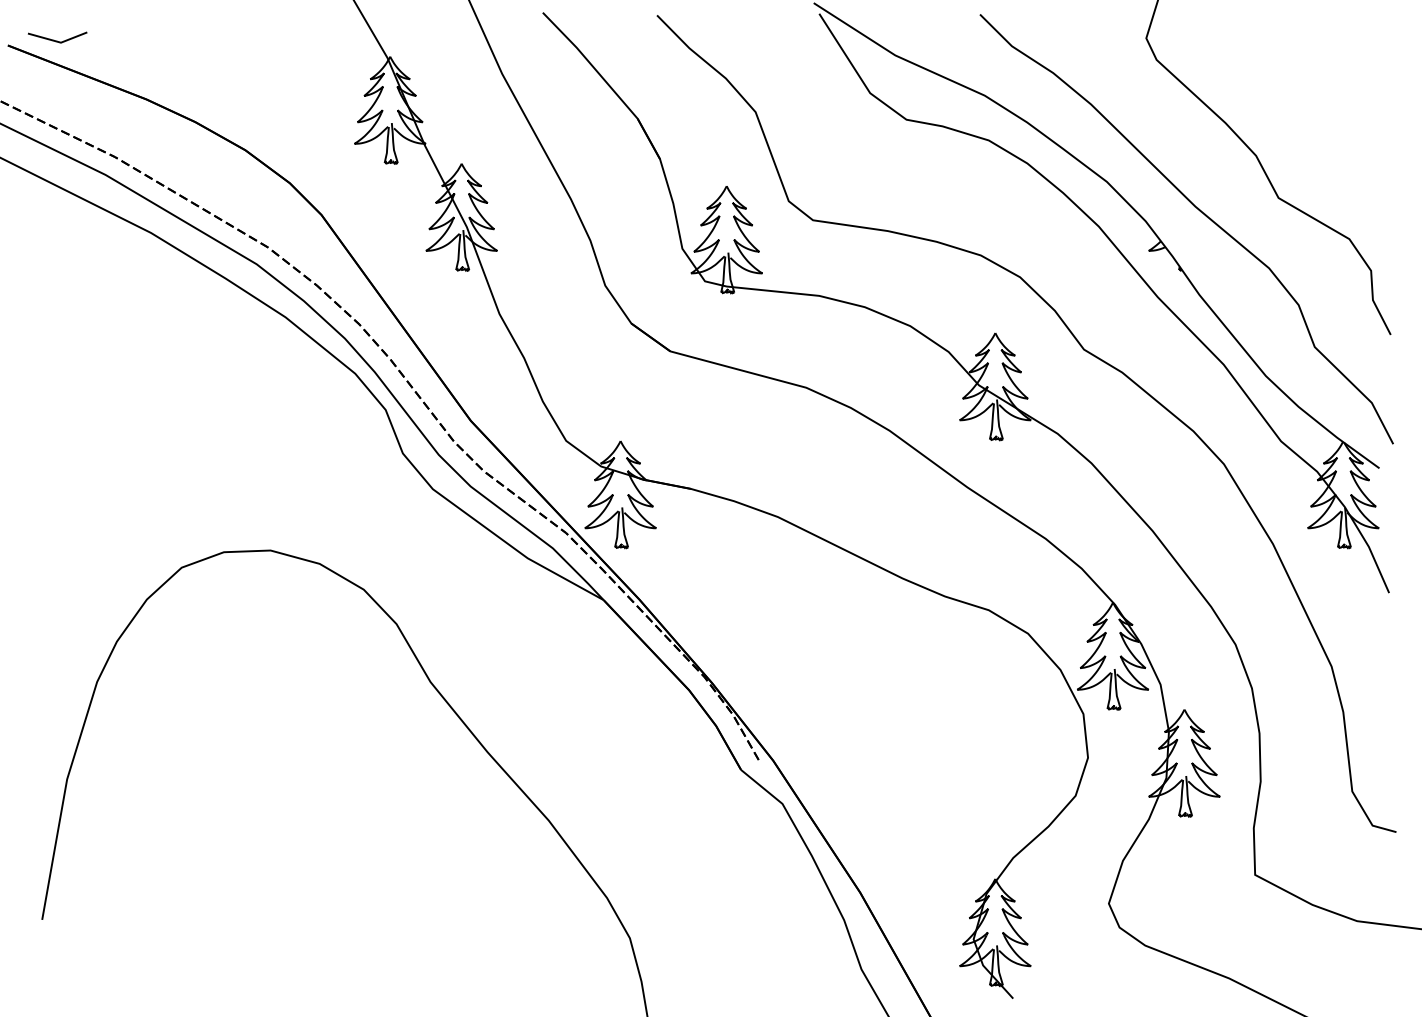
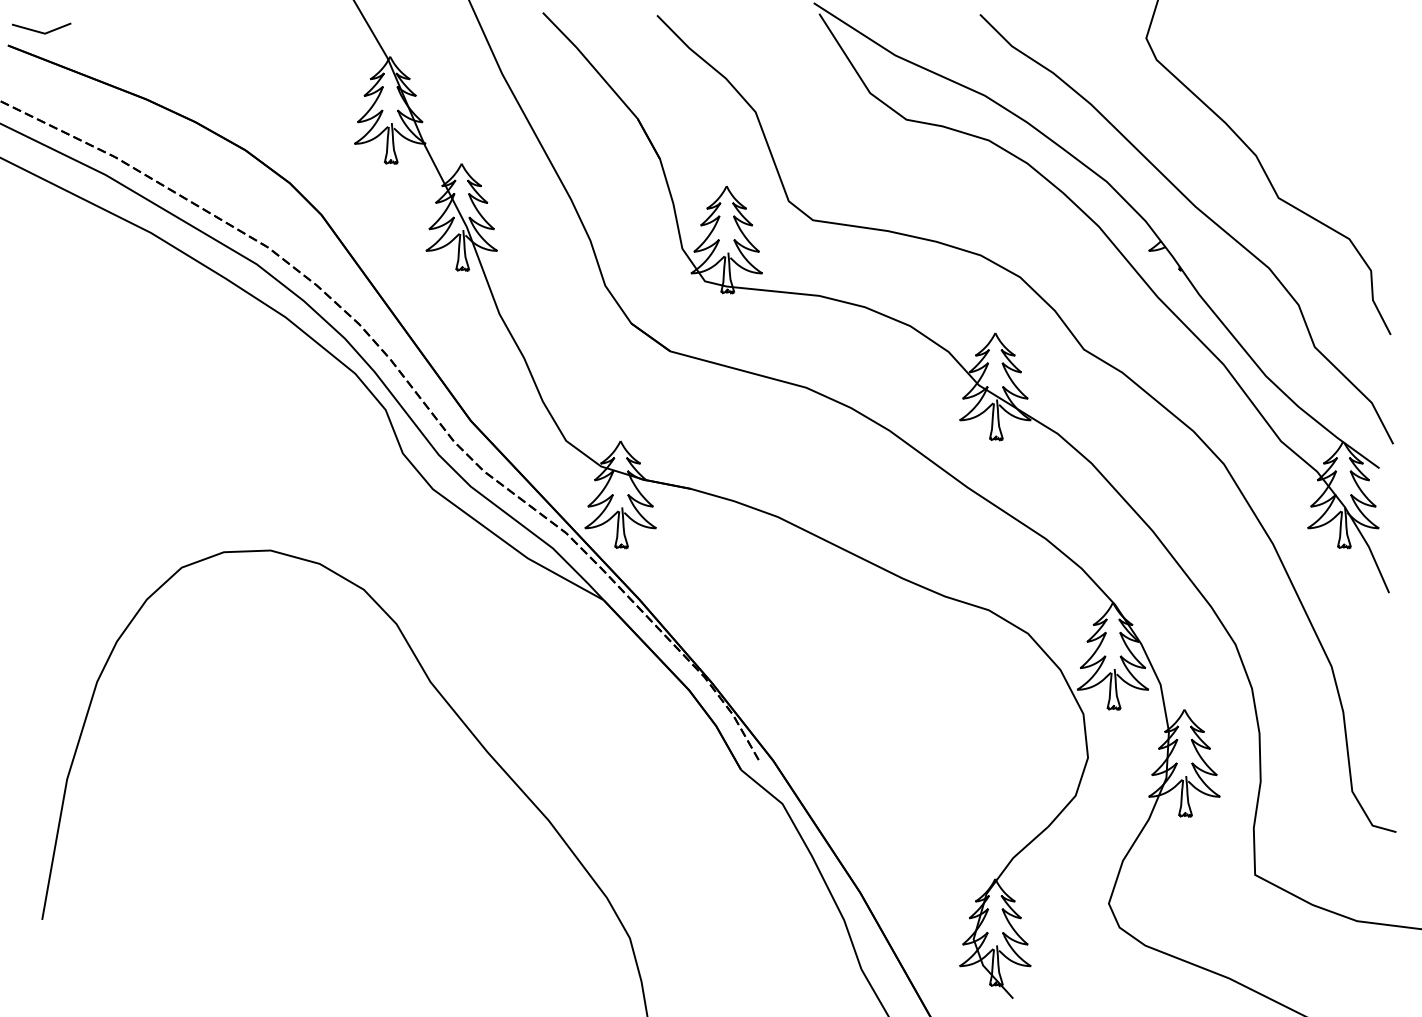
line position: (57, 40) -> (41, 31) (41, 31)
